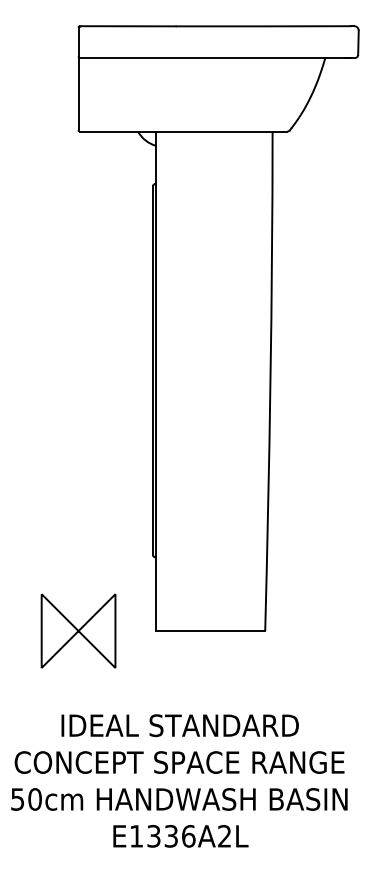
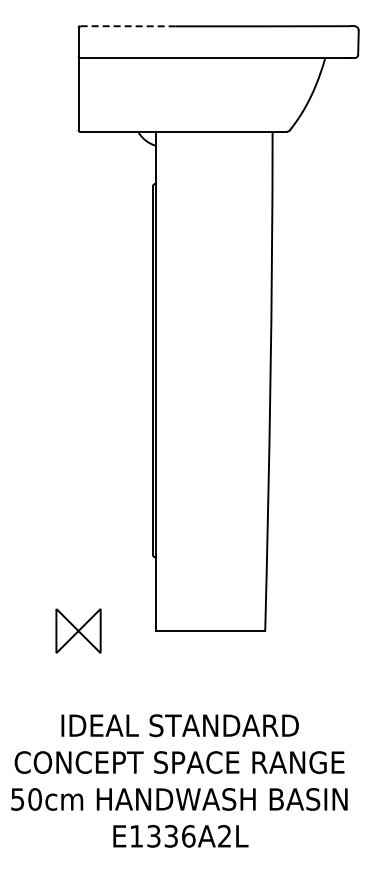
line: solid -> dashed (127, 26)
part size: 77x76 px -> 47x46 px (78, 630)
